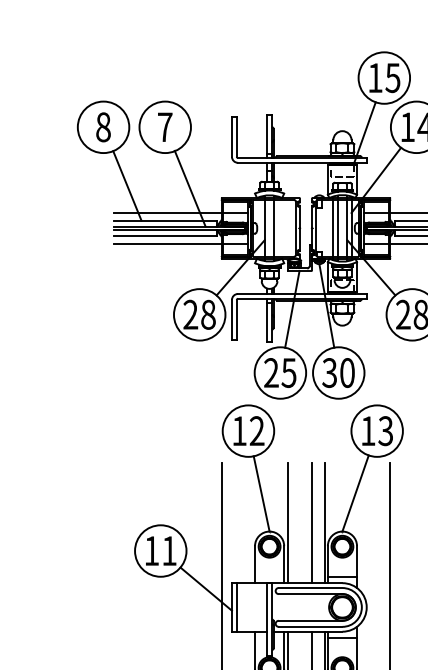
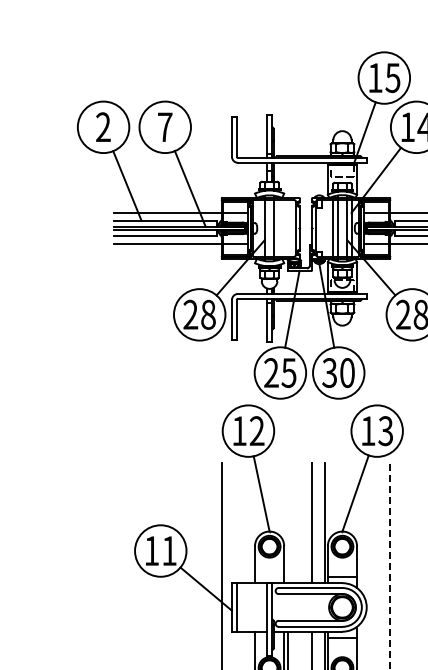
text: 8 -> 2 (103, 127)
line: present -> none (287, 522)
line: solid -> dashed (390, 565)
